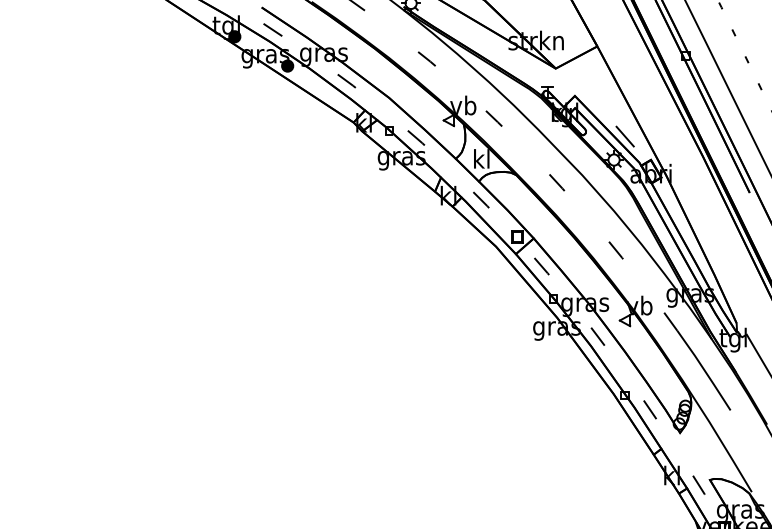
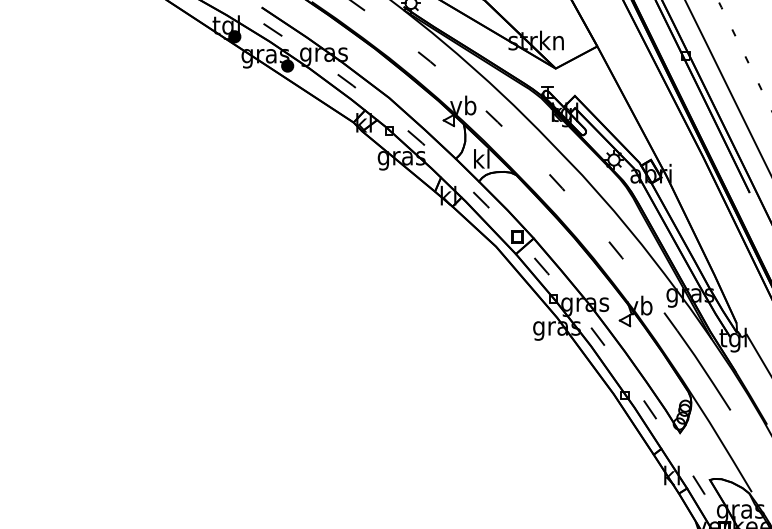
line: present -> none (624, 136)
